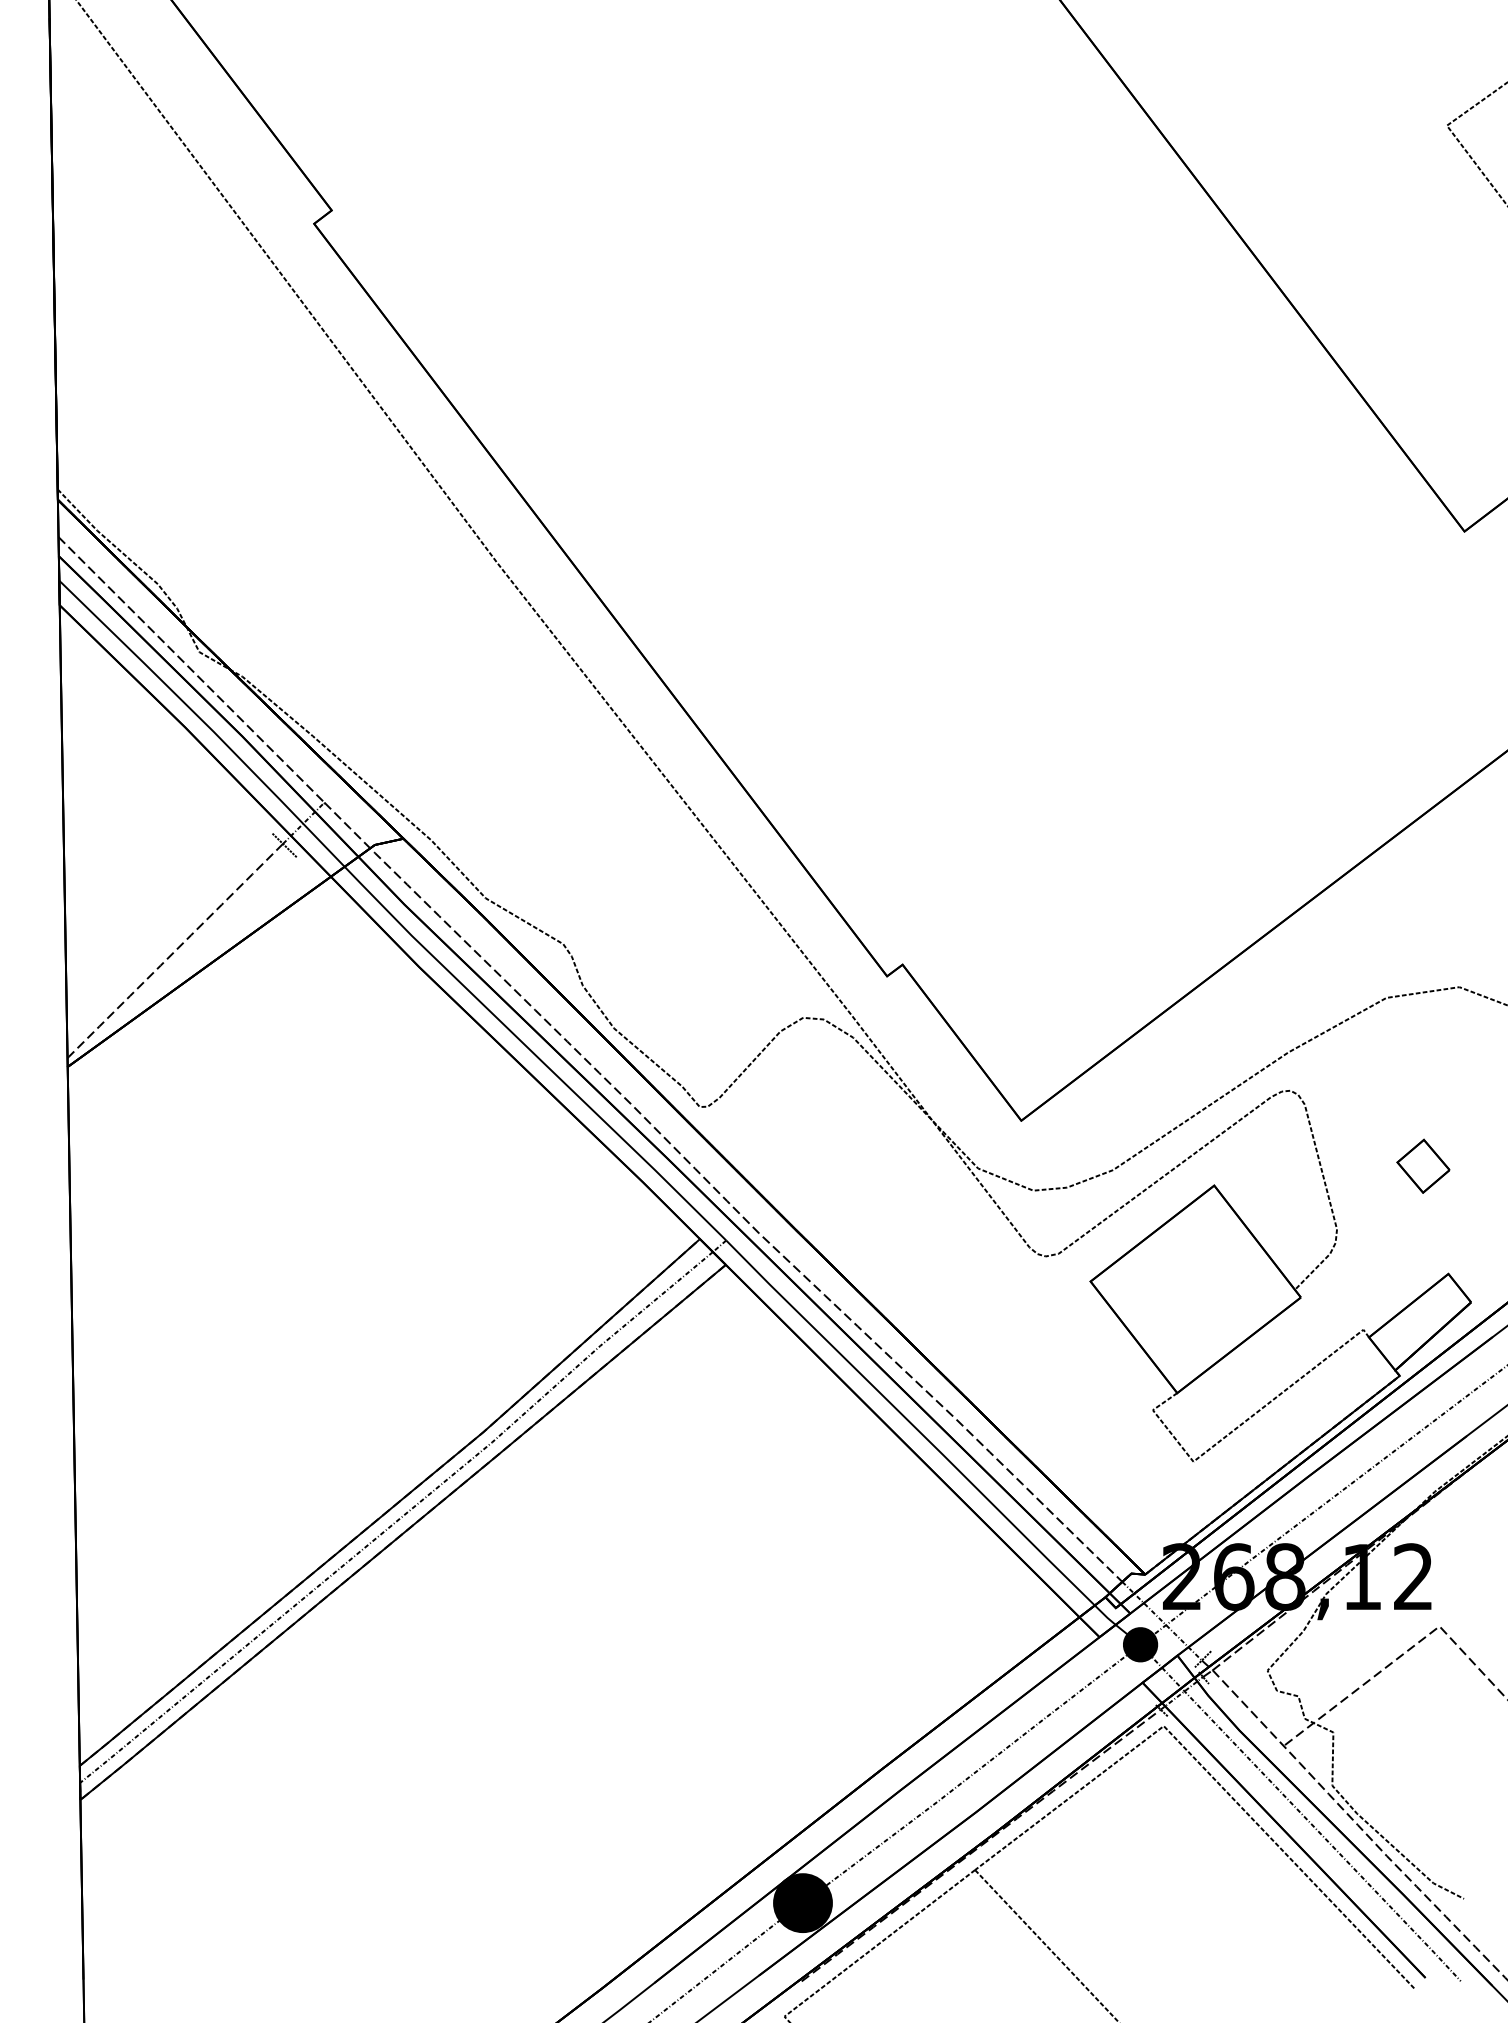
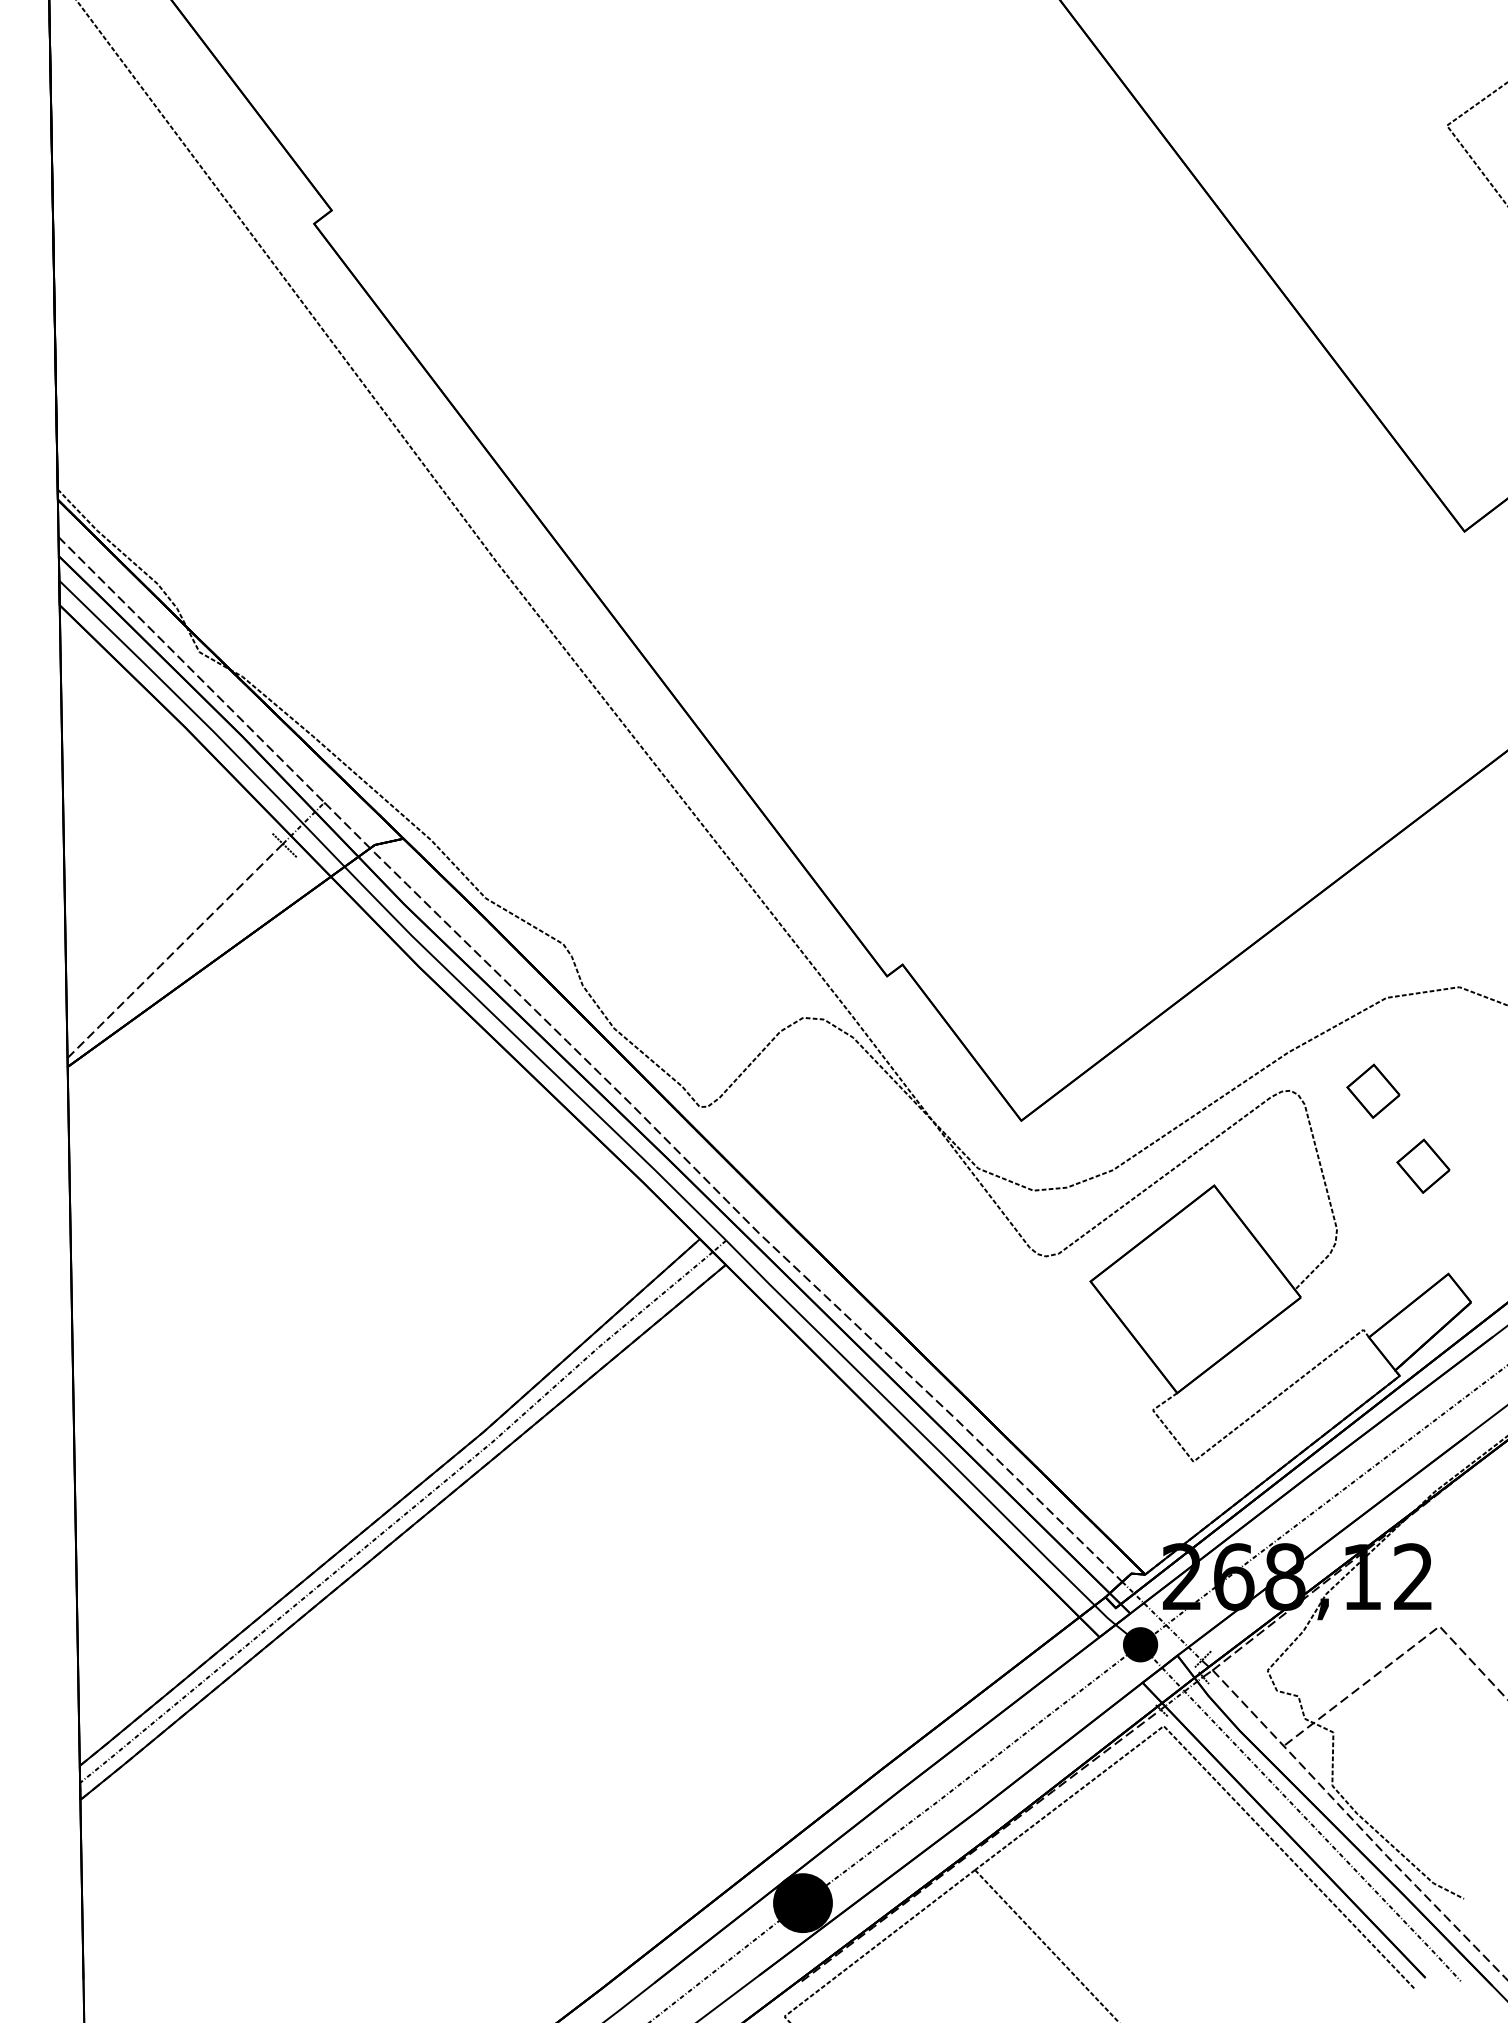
part: none -> present (1373, 1090)
